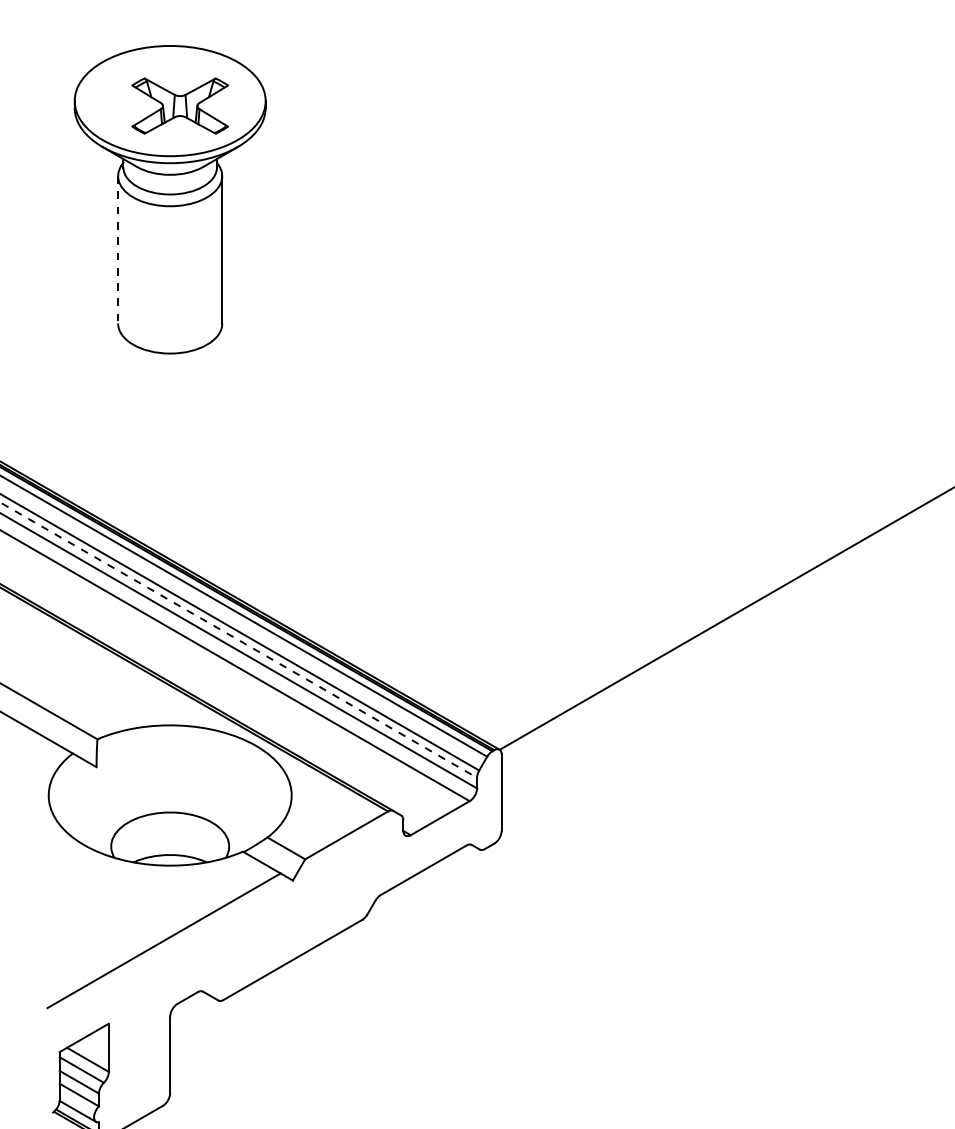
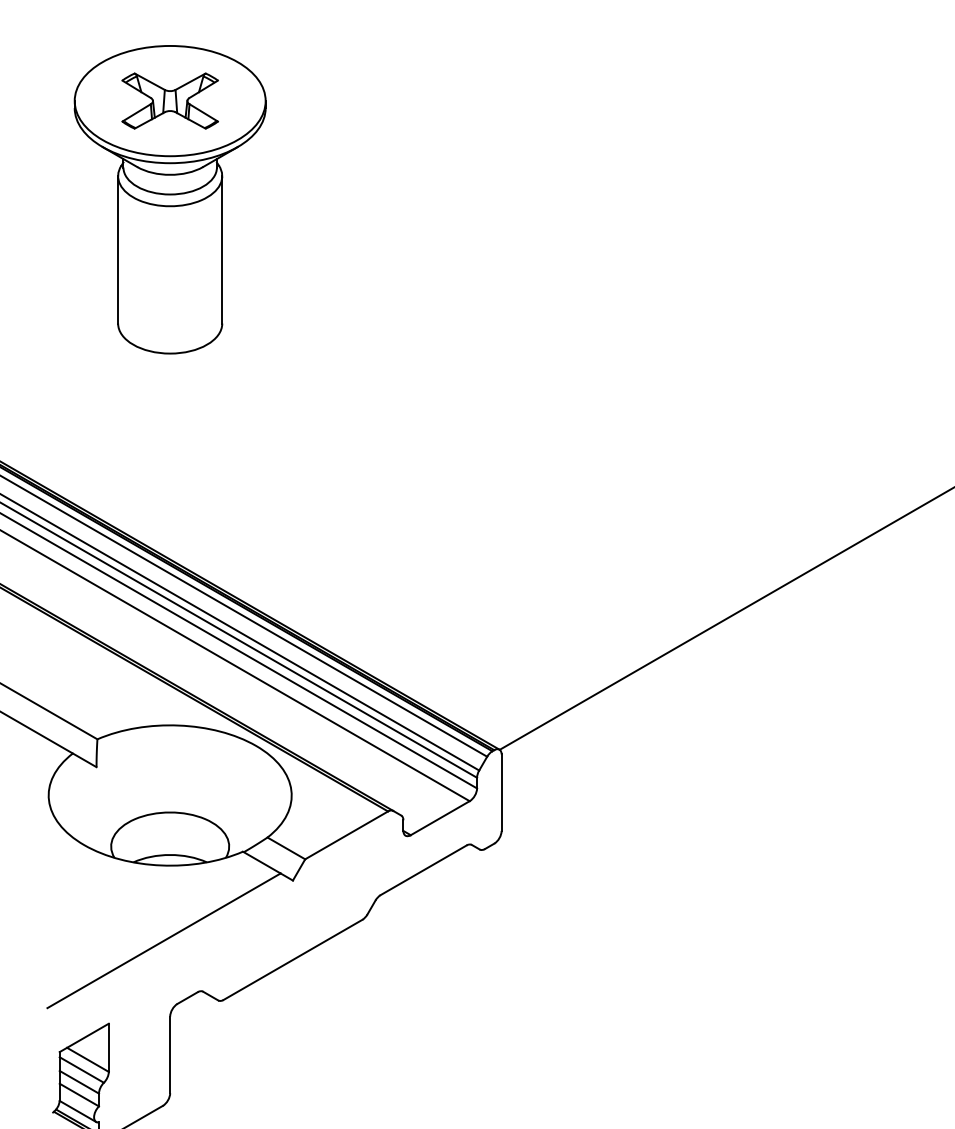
part position: (179, 105) -> (169, 100) (169, 100)
line: dashed -> solid (118, 249)
line: dashed -> solid (238, 640)
